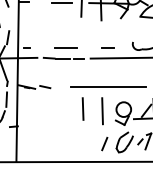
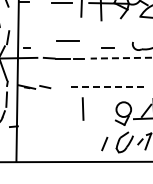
line position: (65, 47) -> (67, 40) (67, 40)
line: solid -> dashed (121, 58)
line: solid -> dashed (109, 87)
line: present -> none (102, 111)
